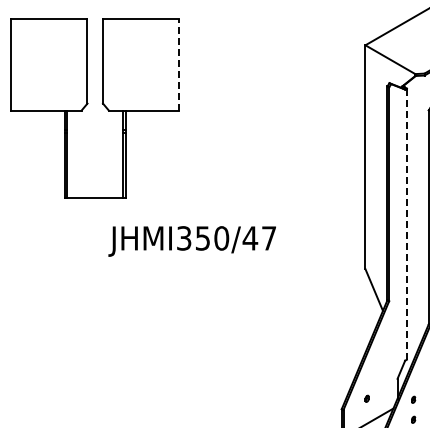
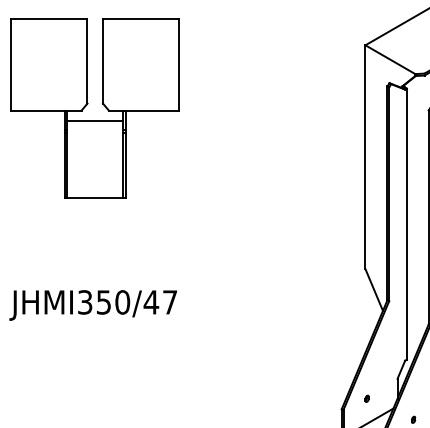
line: dashed -> solid (179, 64)
line: none -> present (95, 121)
line: dashed -> solid (406, 224)
text position: (191, 241) -> (92, 305) (92, 305)
part: present -> none (413, 399)
